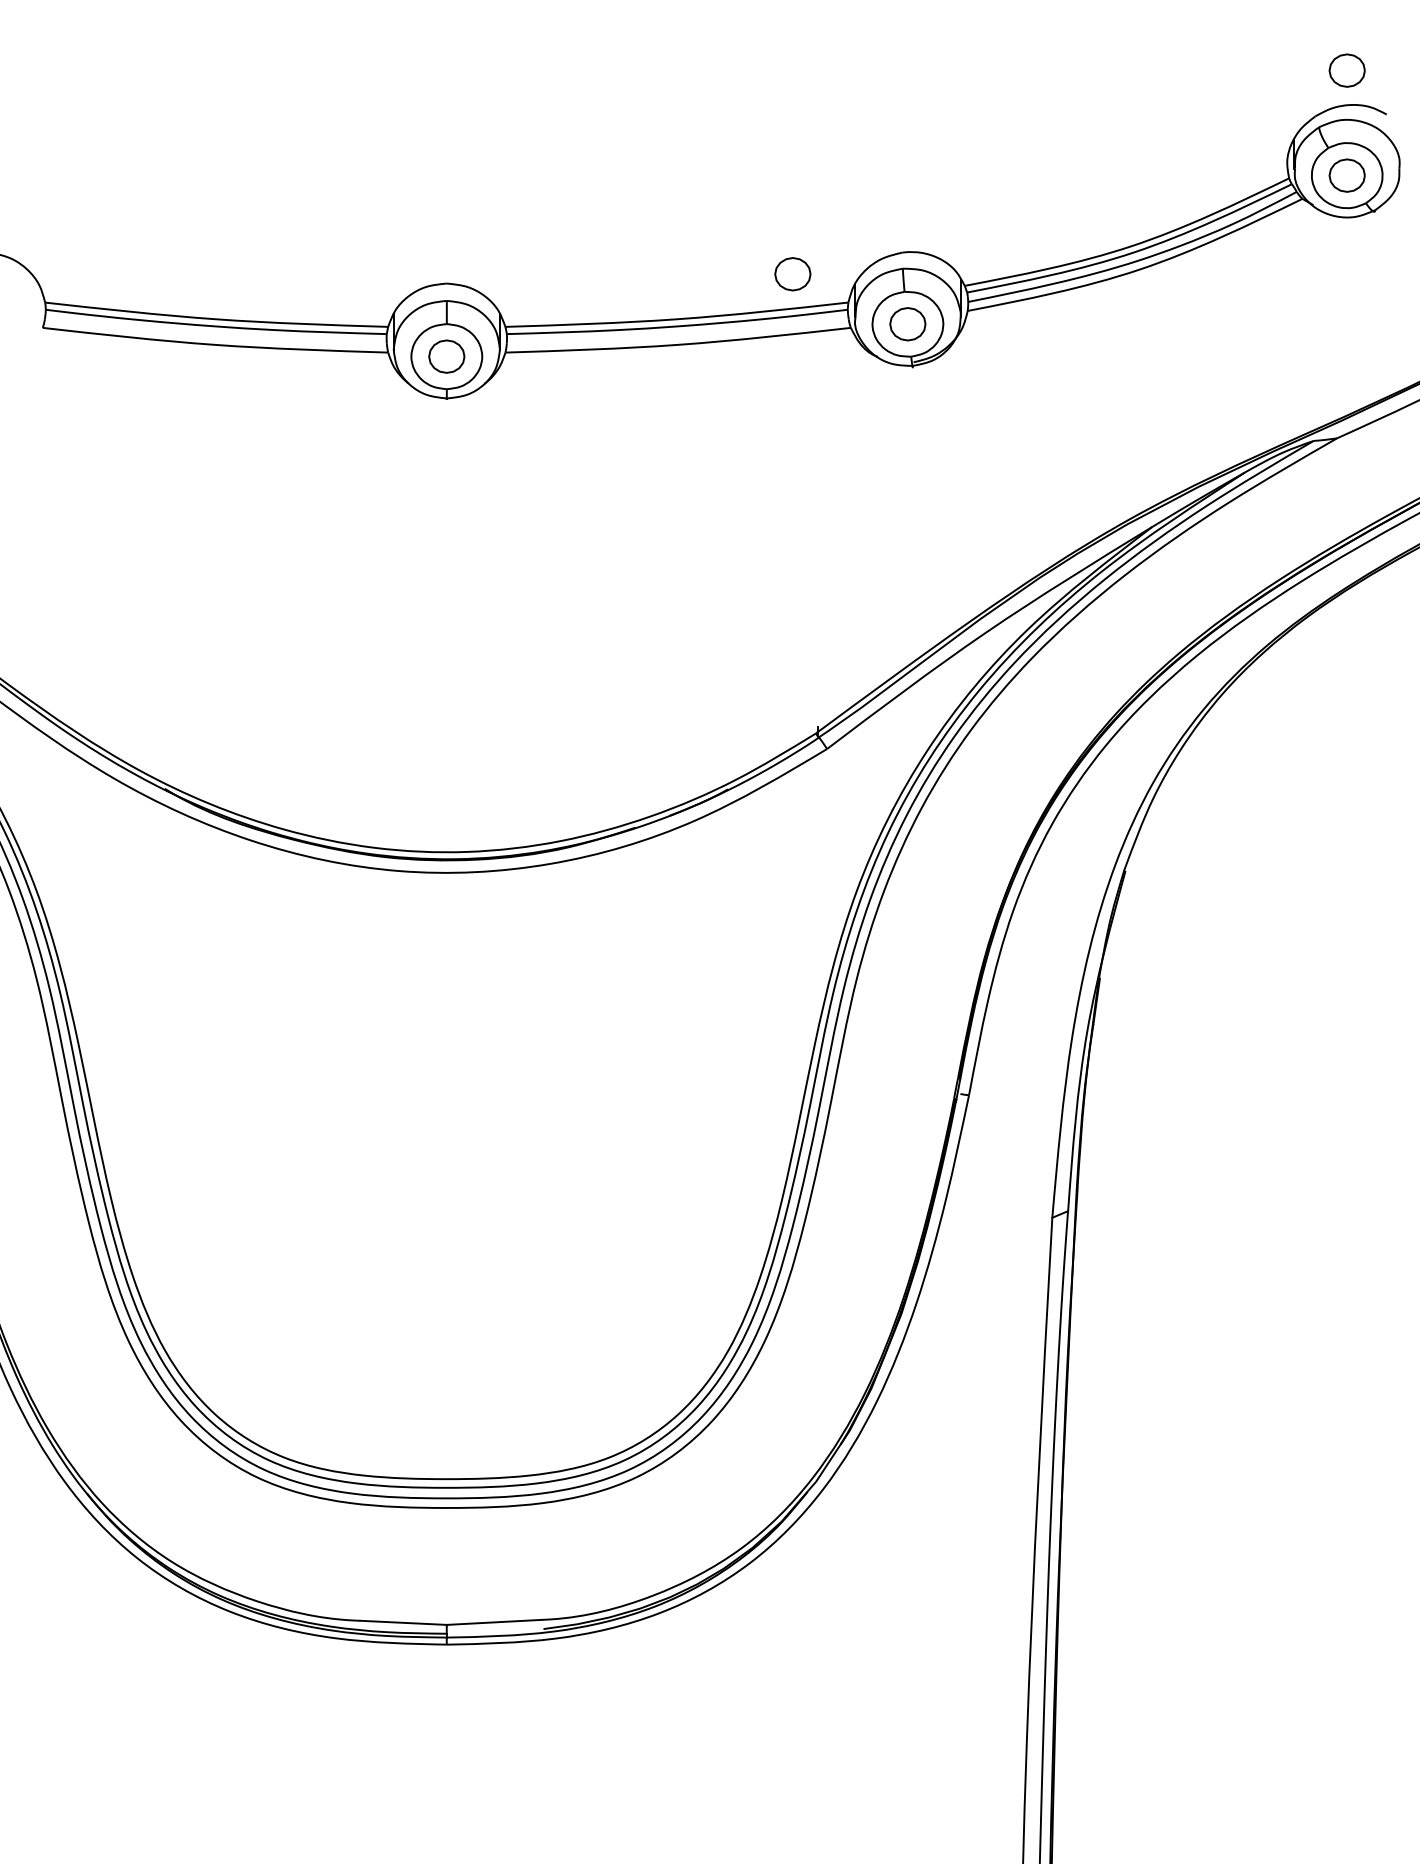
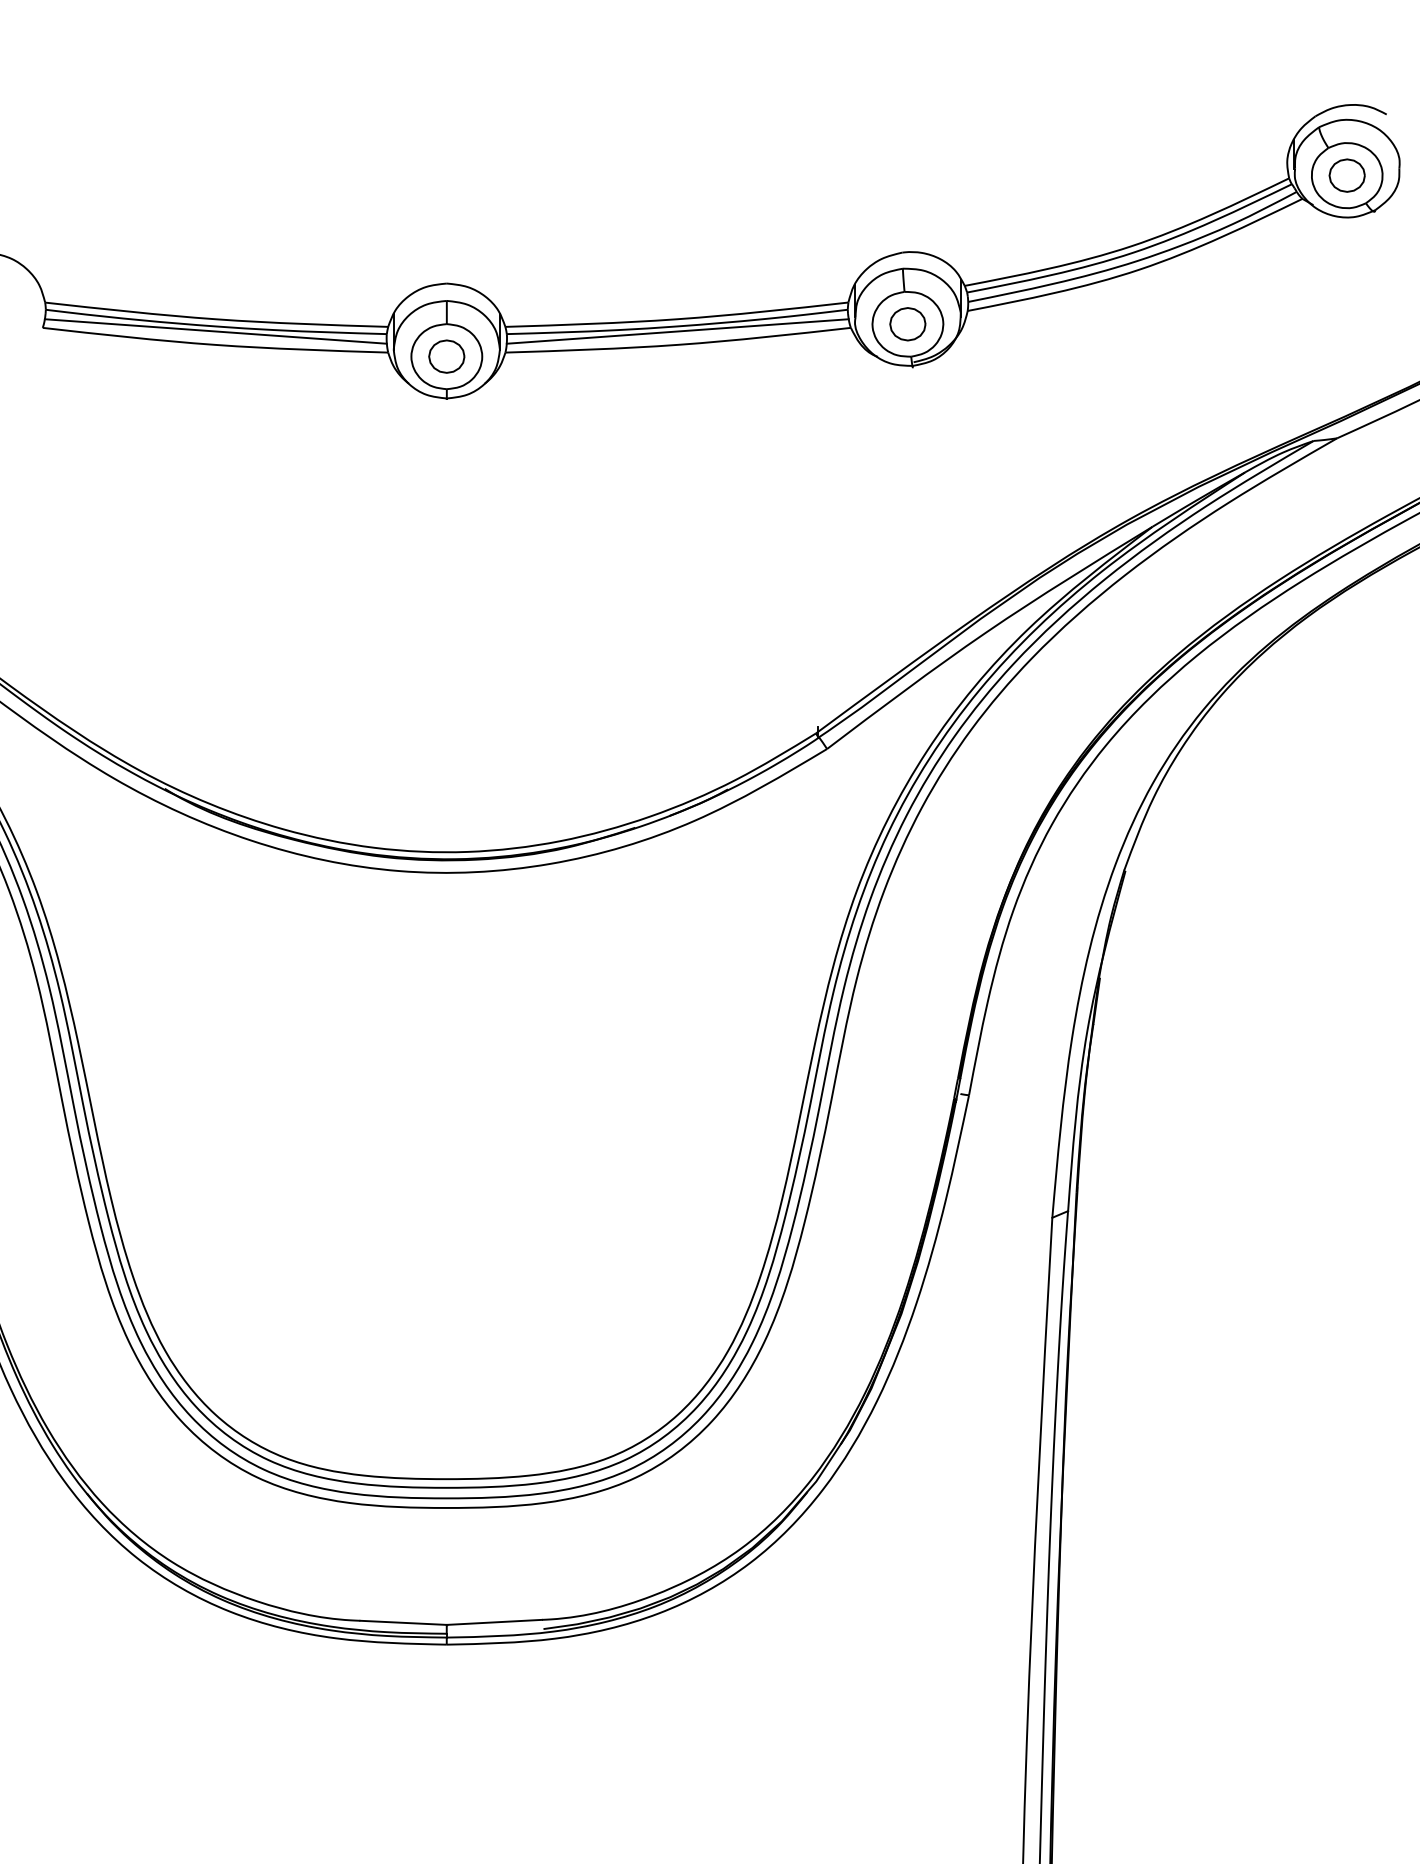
part: present -> none (1346, 70)
part: present -> none (792, 274)
line: none -> present (215, 331)
line: none -> present (677, 331)
